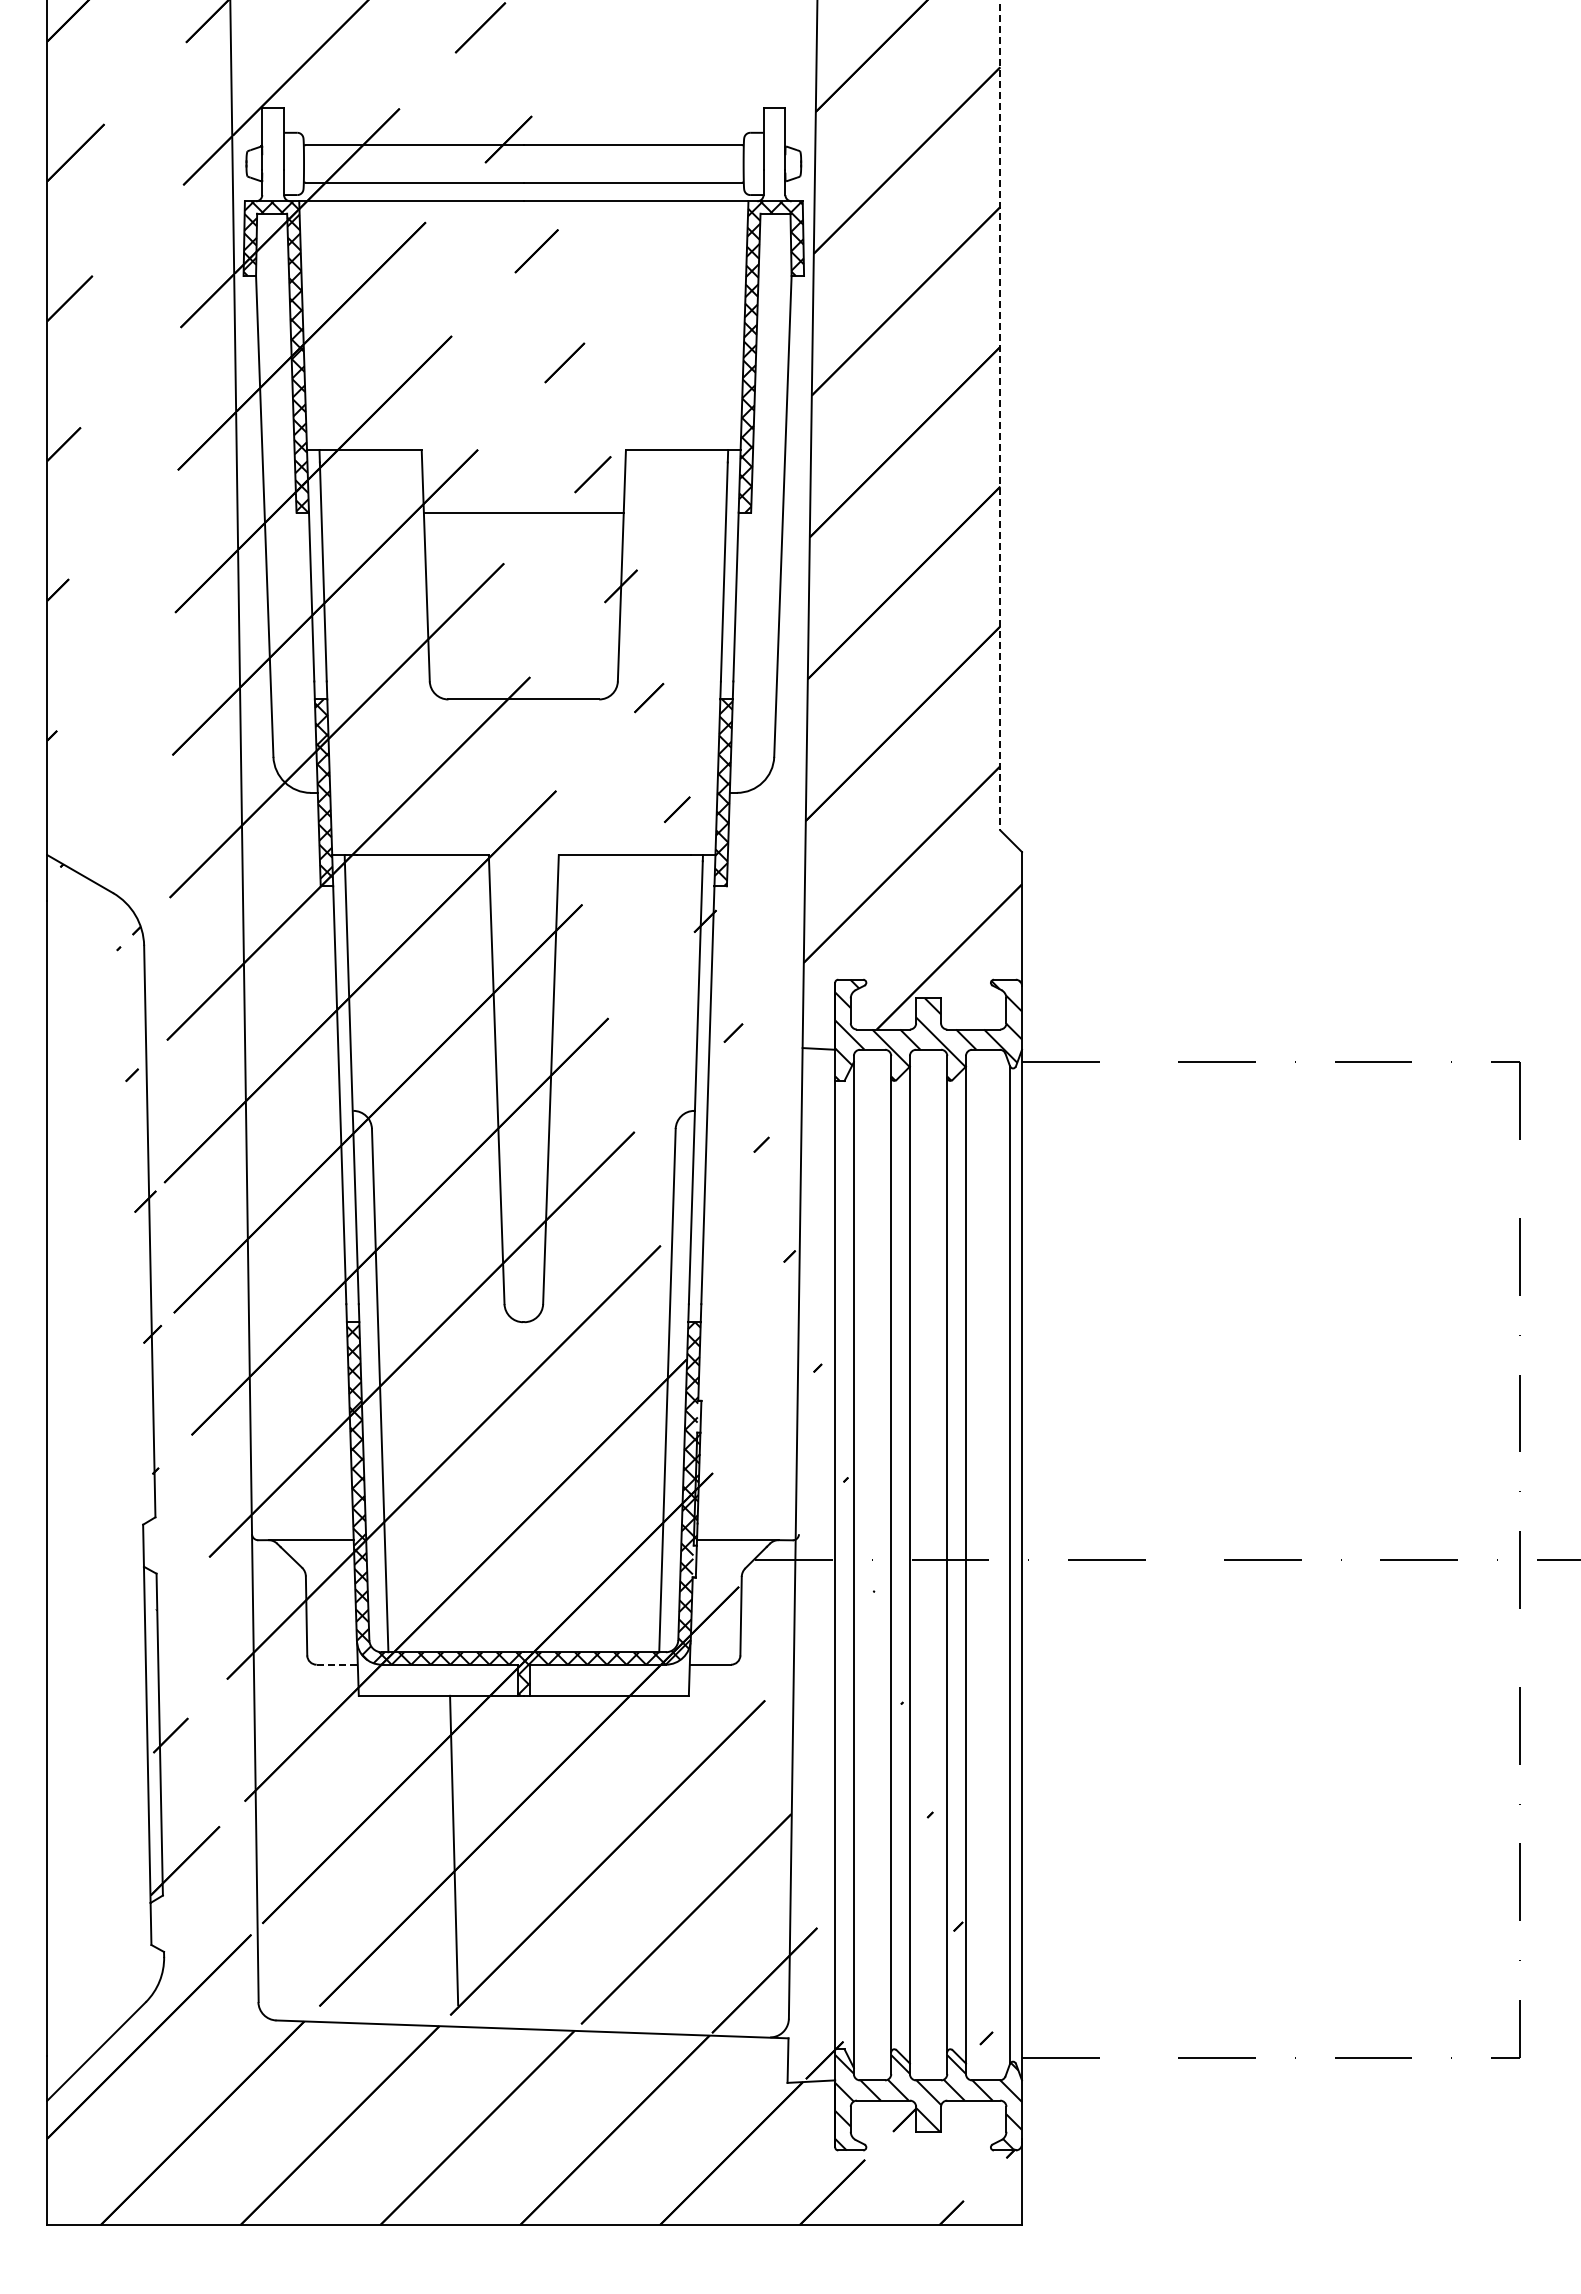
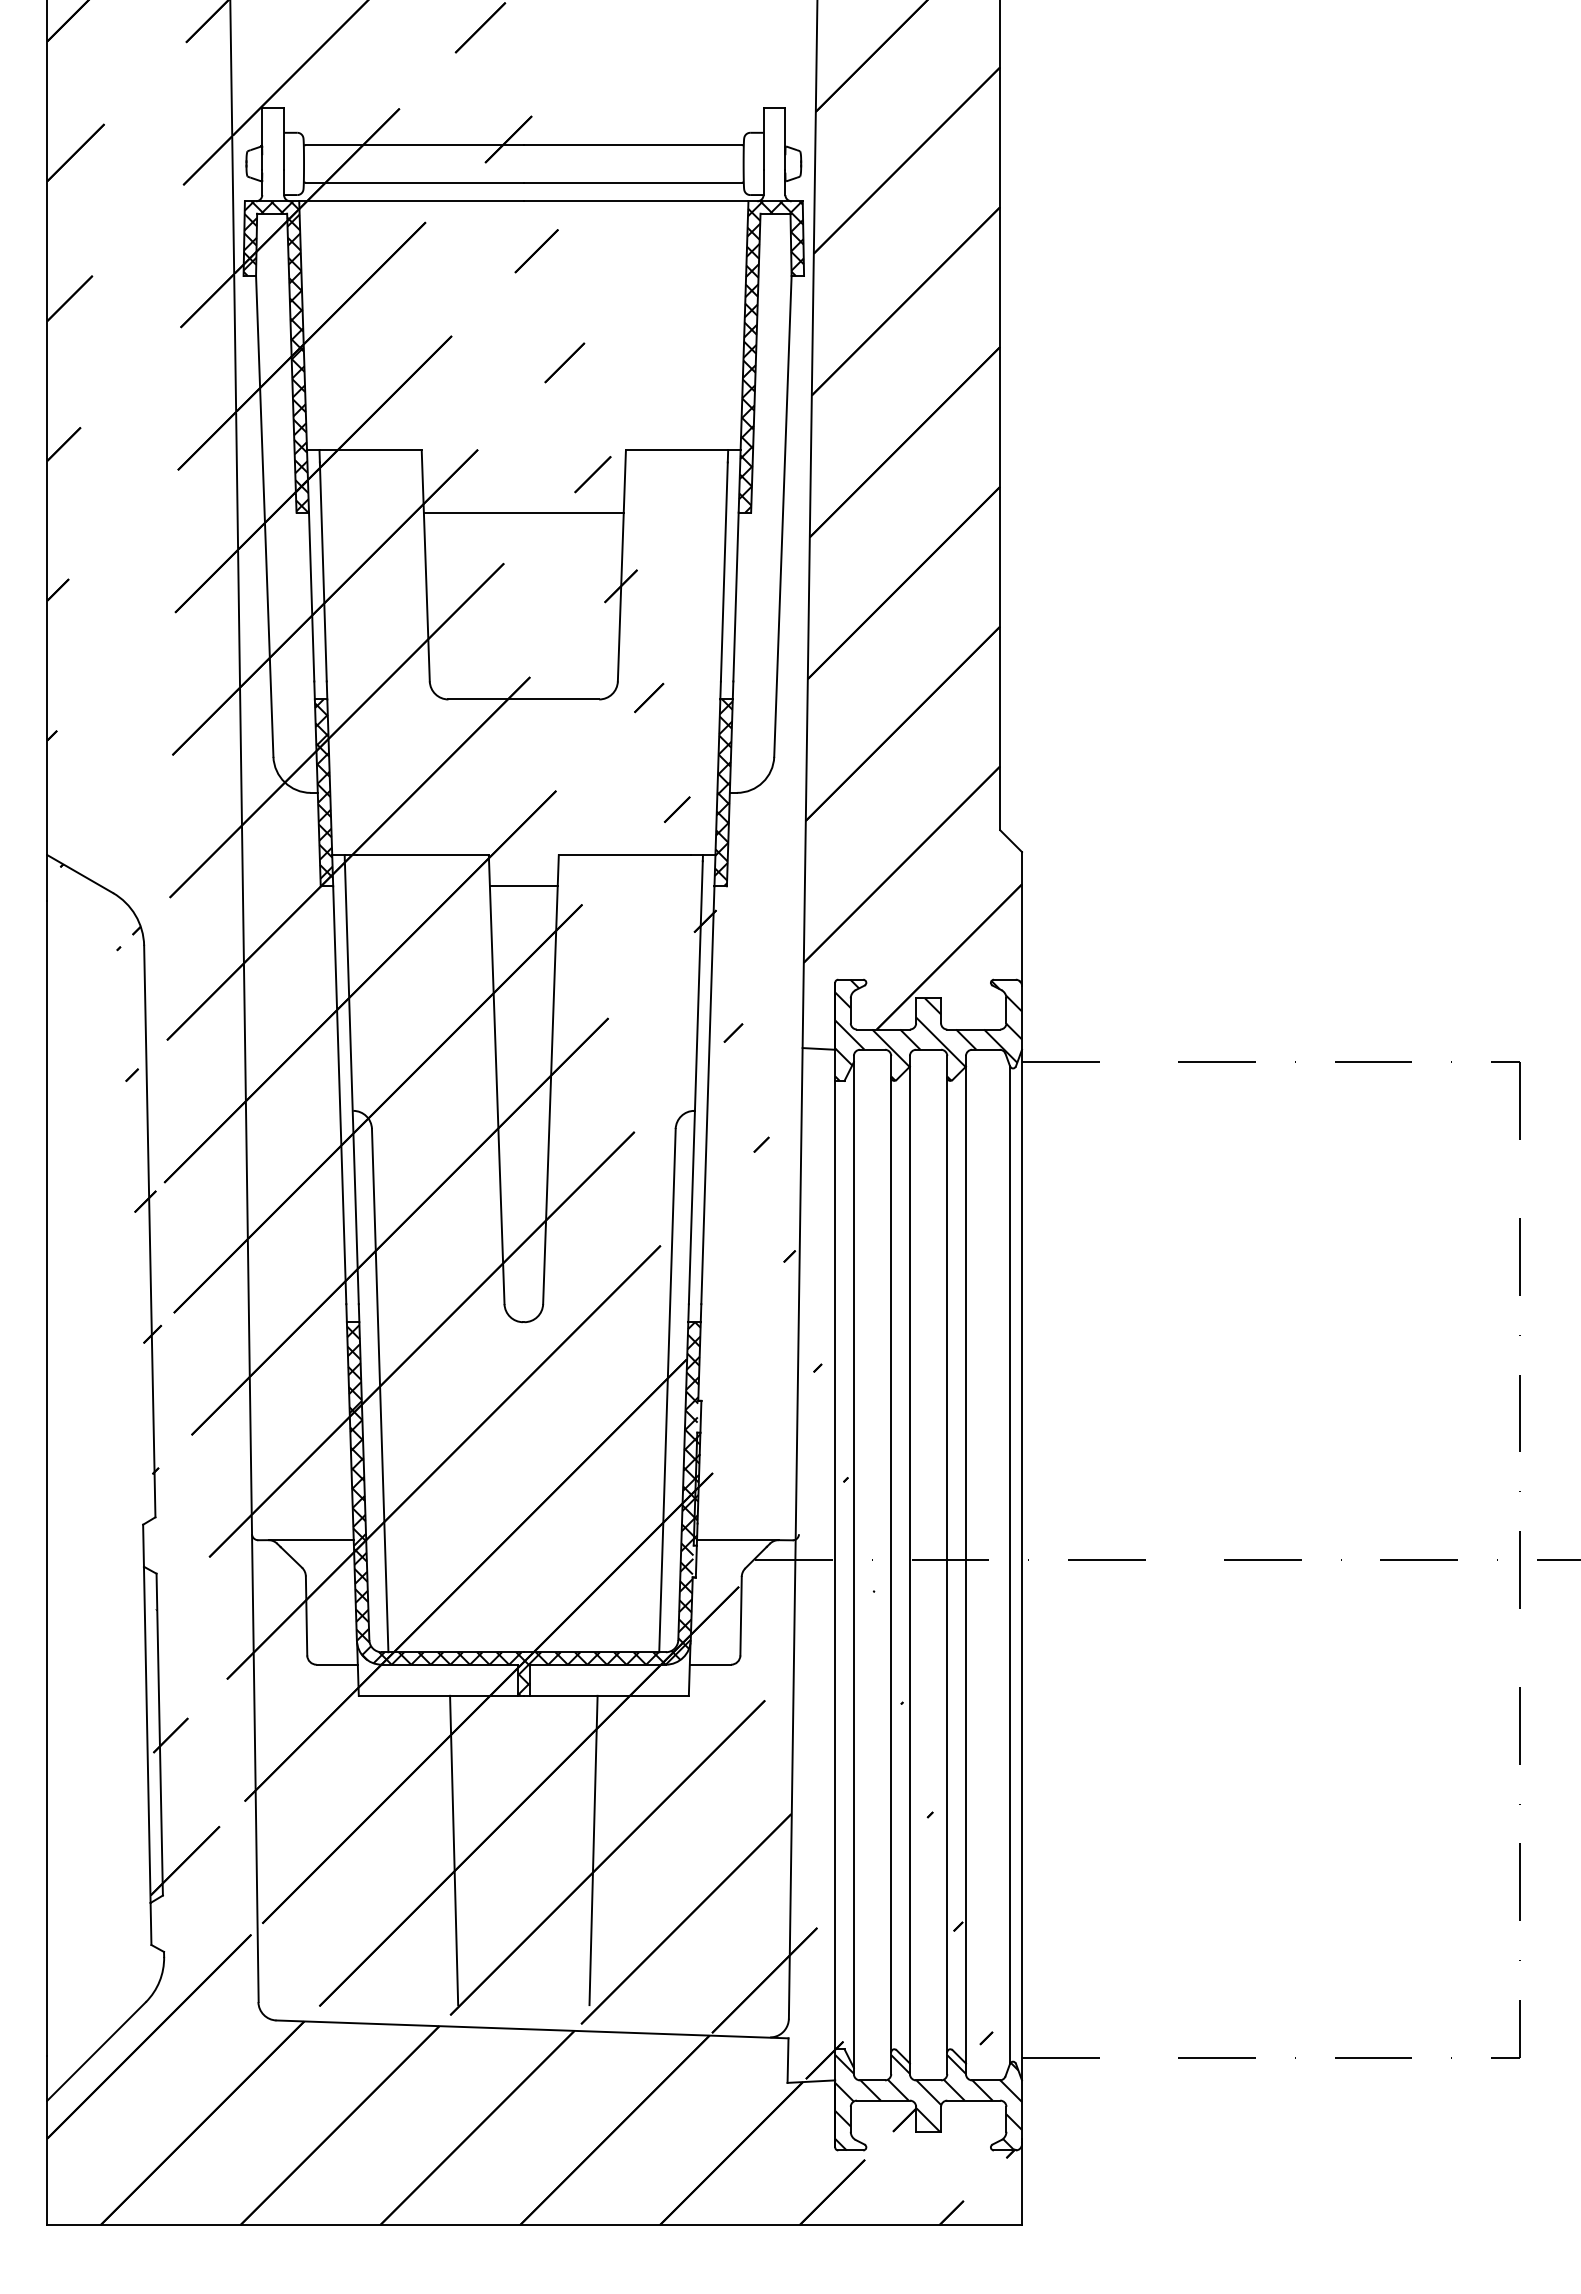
line: dashed -> solid (1000, 415)
line: none -> present (523, 886)
line: dashed -> solid (337, 1664)
line: none -> present (593, 1850)
